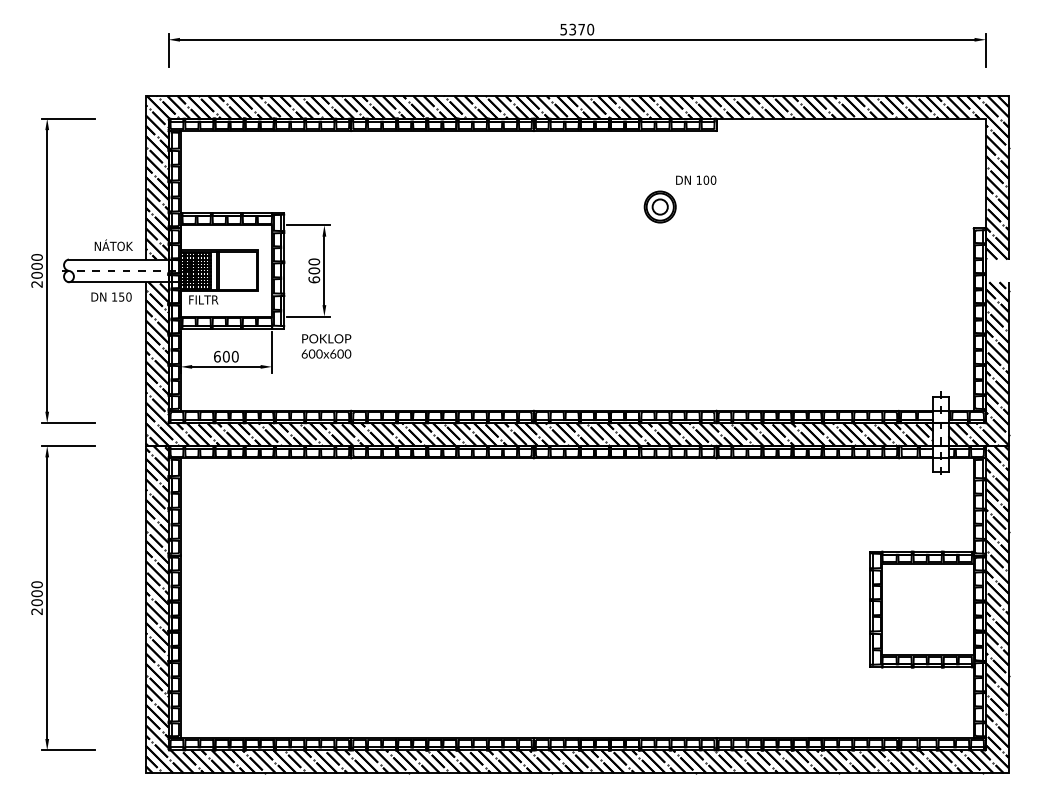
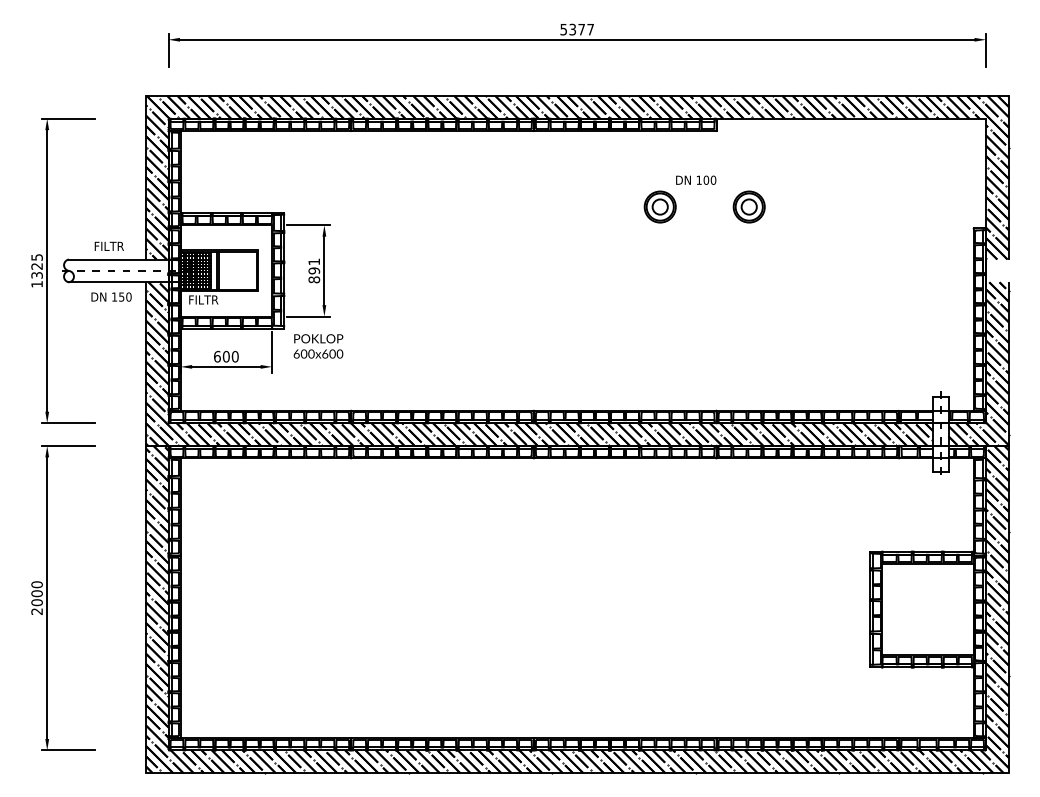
text: 5370 -> 5377 (590, 29)
part: none -> present (748, 206)
text: NÁTOK -> FILTR (114, 245)
text: 2000 -> 1325 (36, 270)
text: 600 -> 891 (314, 270)
text position: (326, 346) -> (318, 346) (318, 346)
